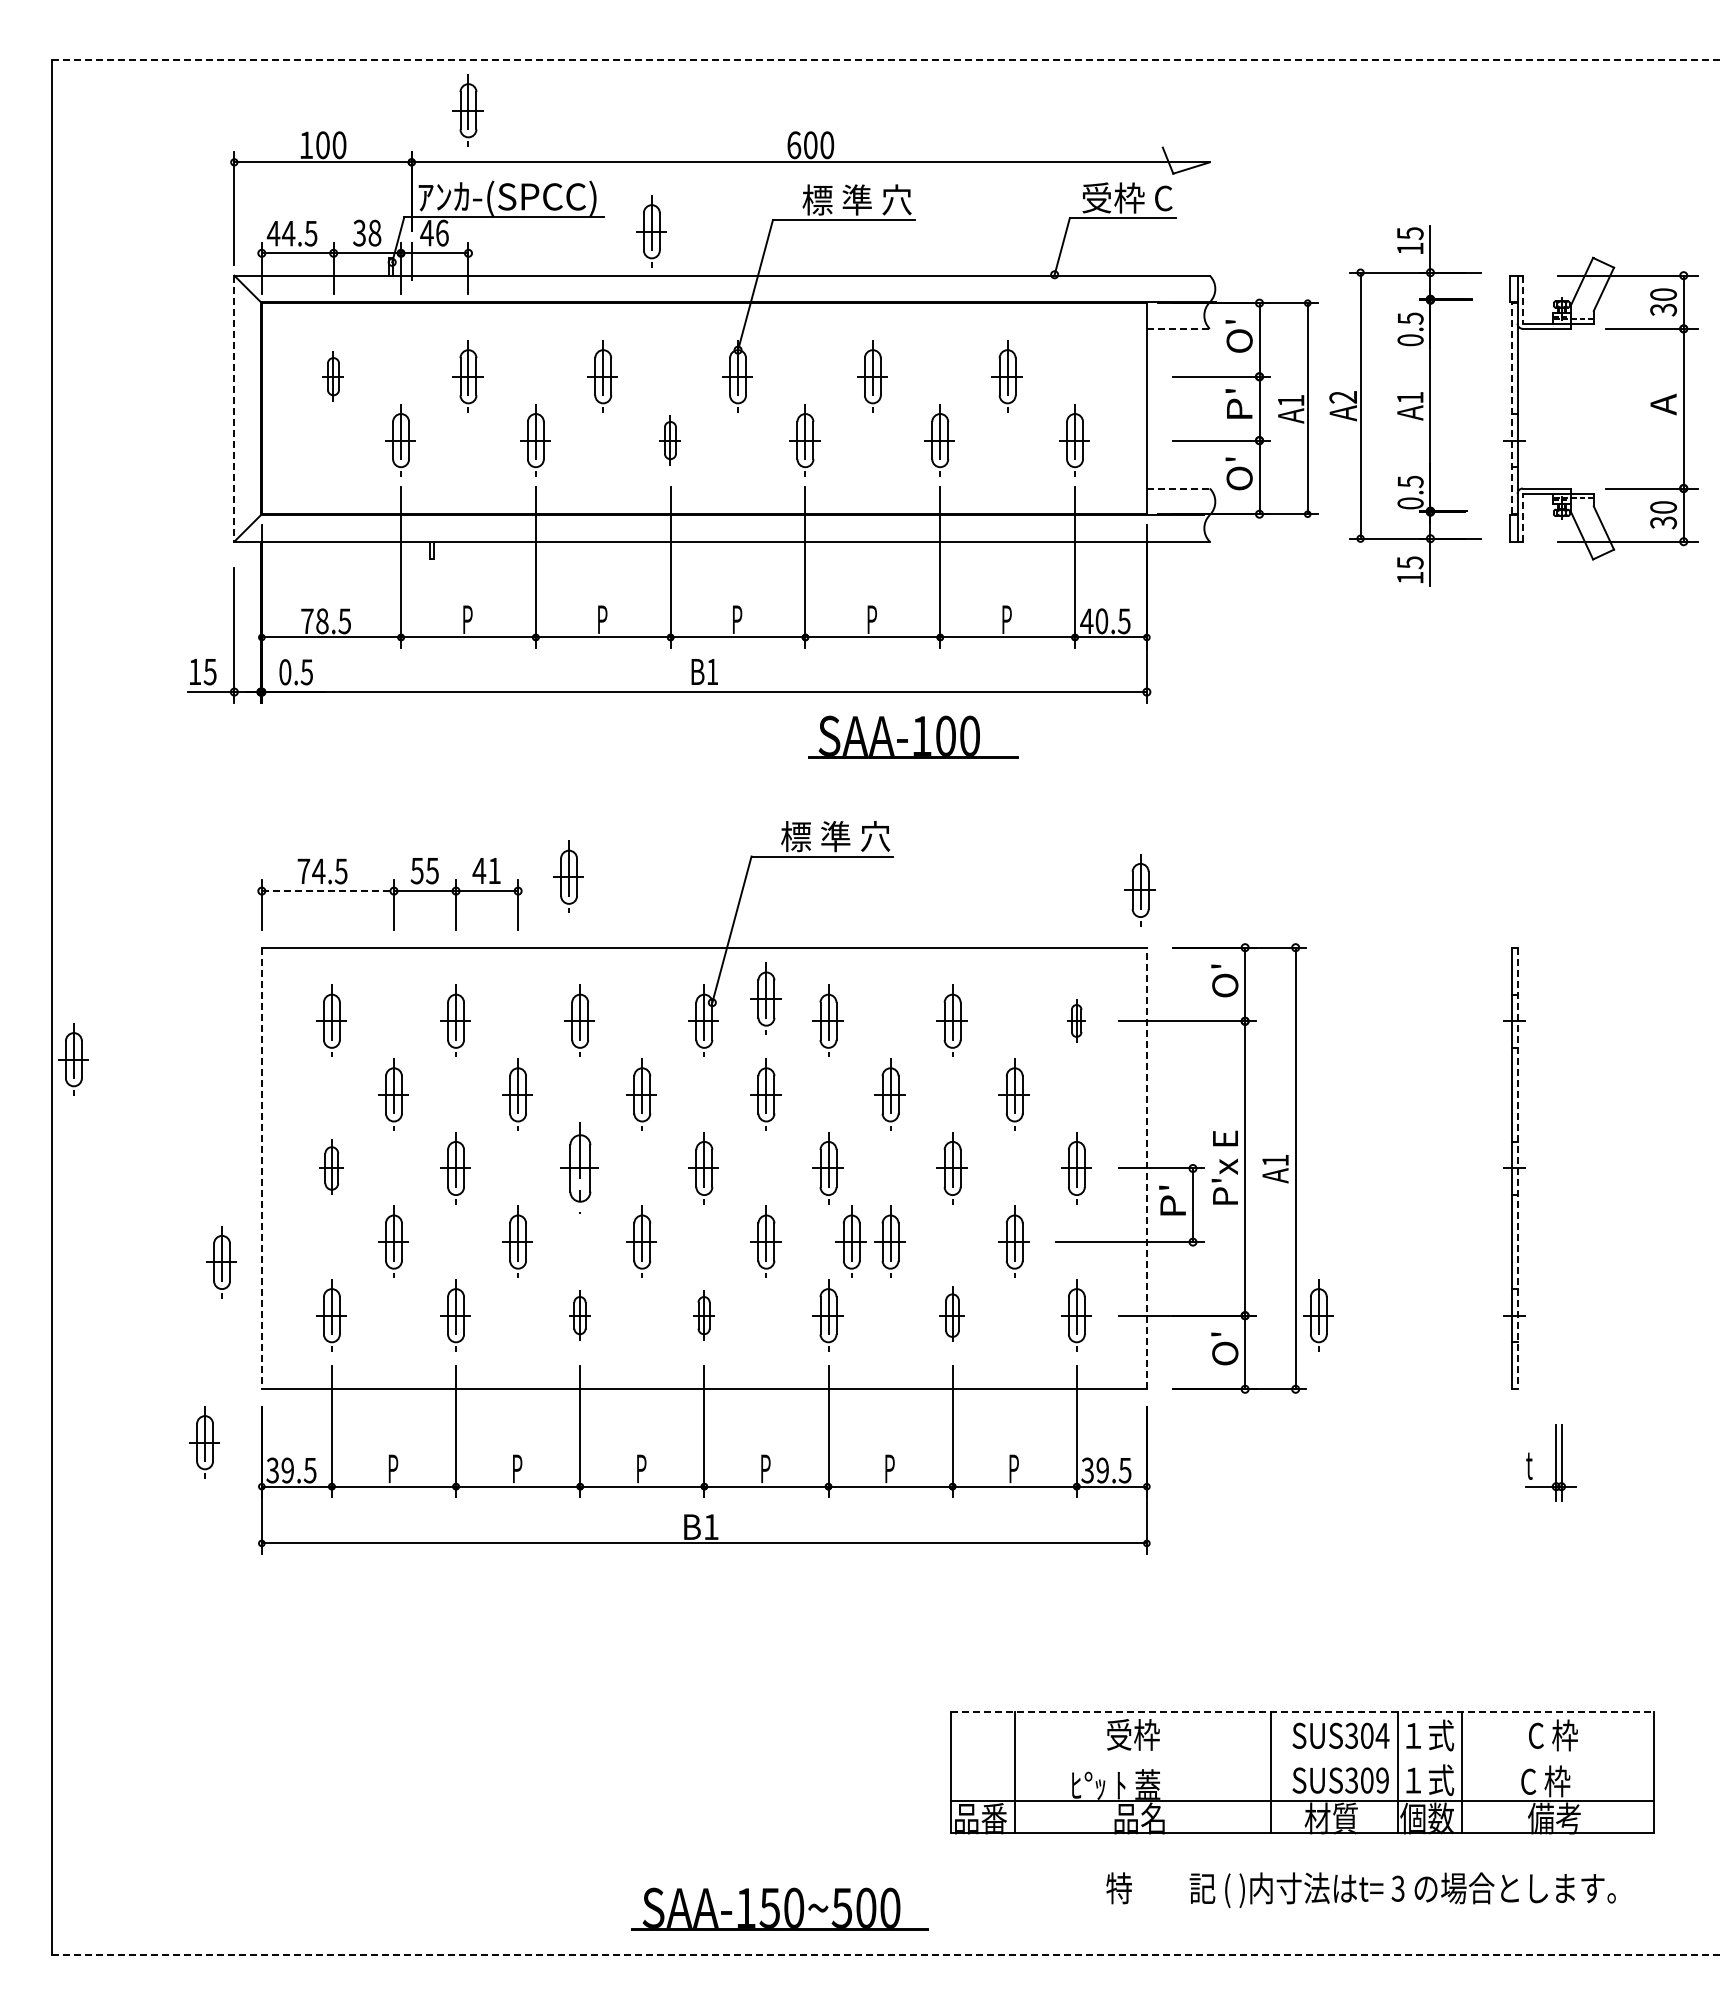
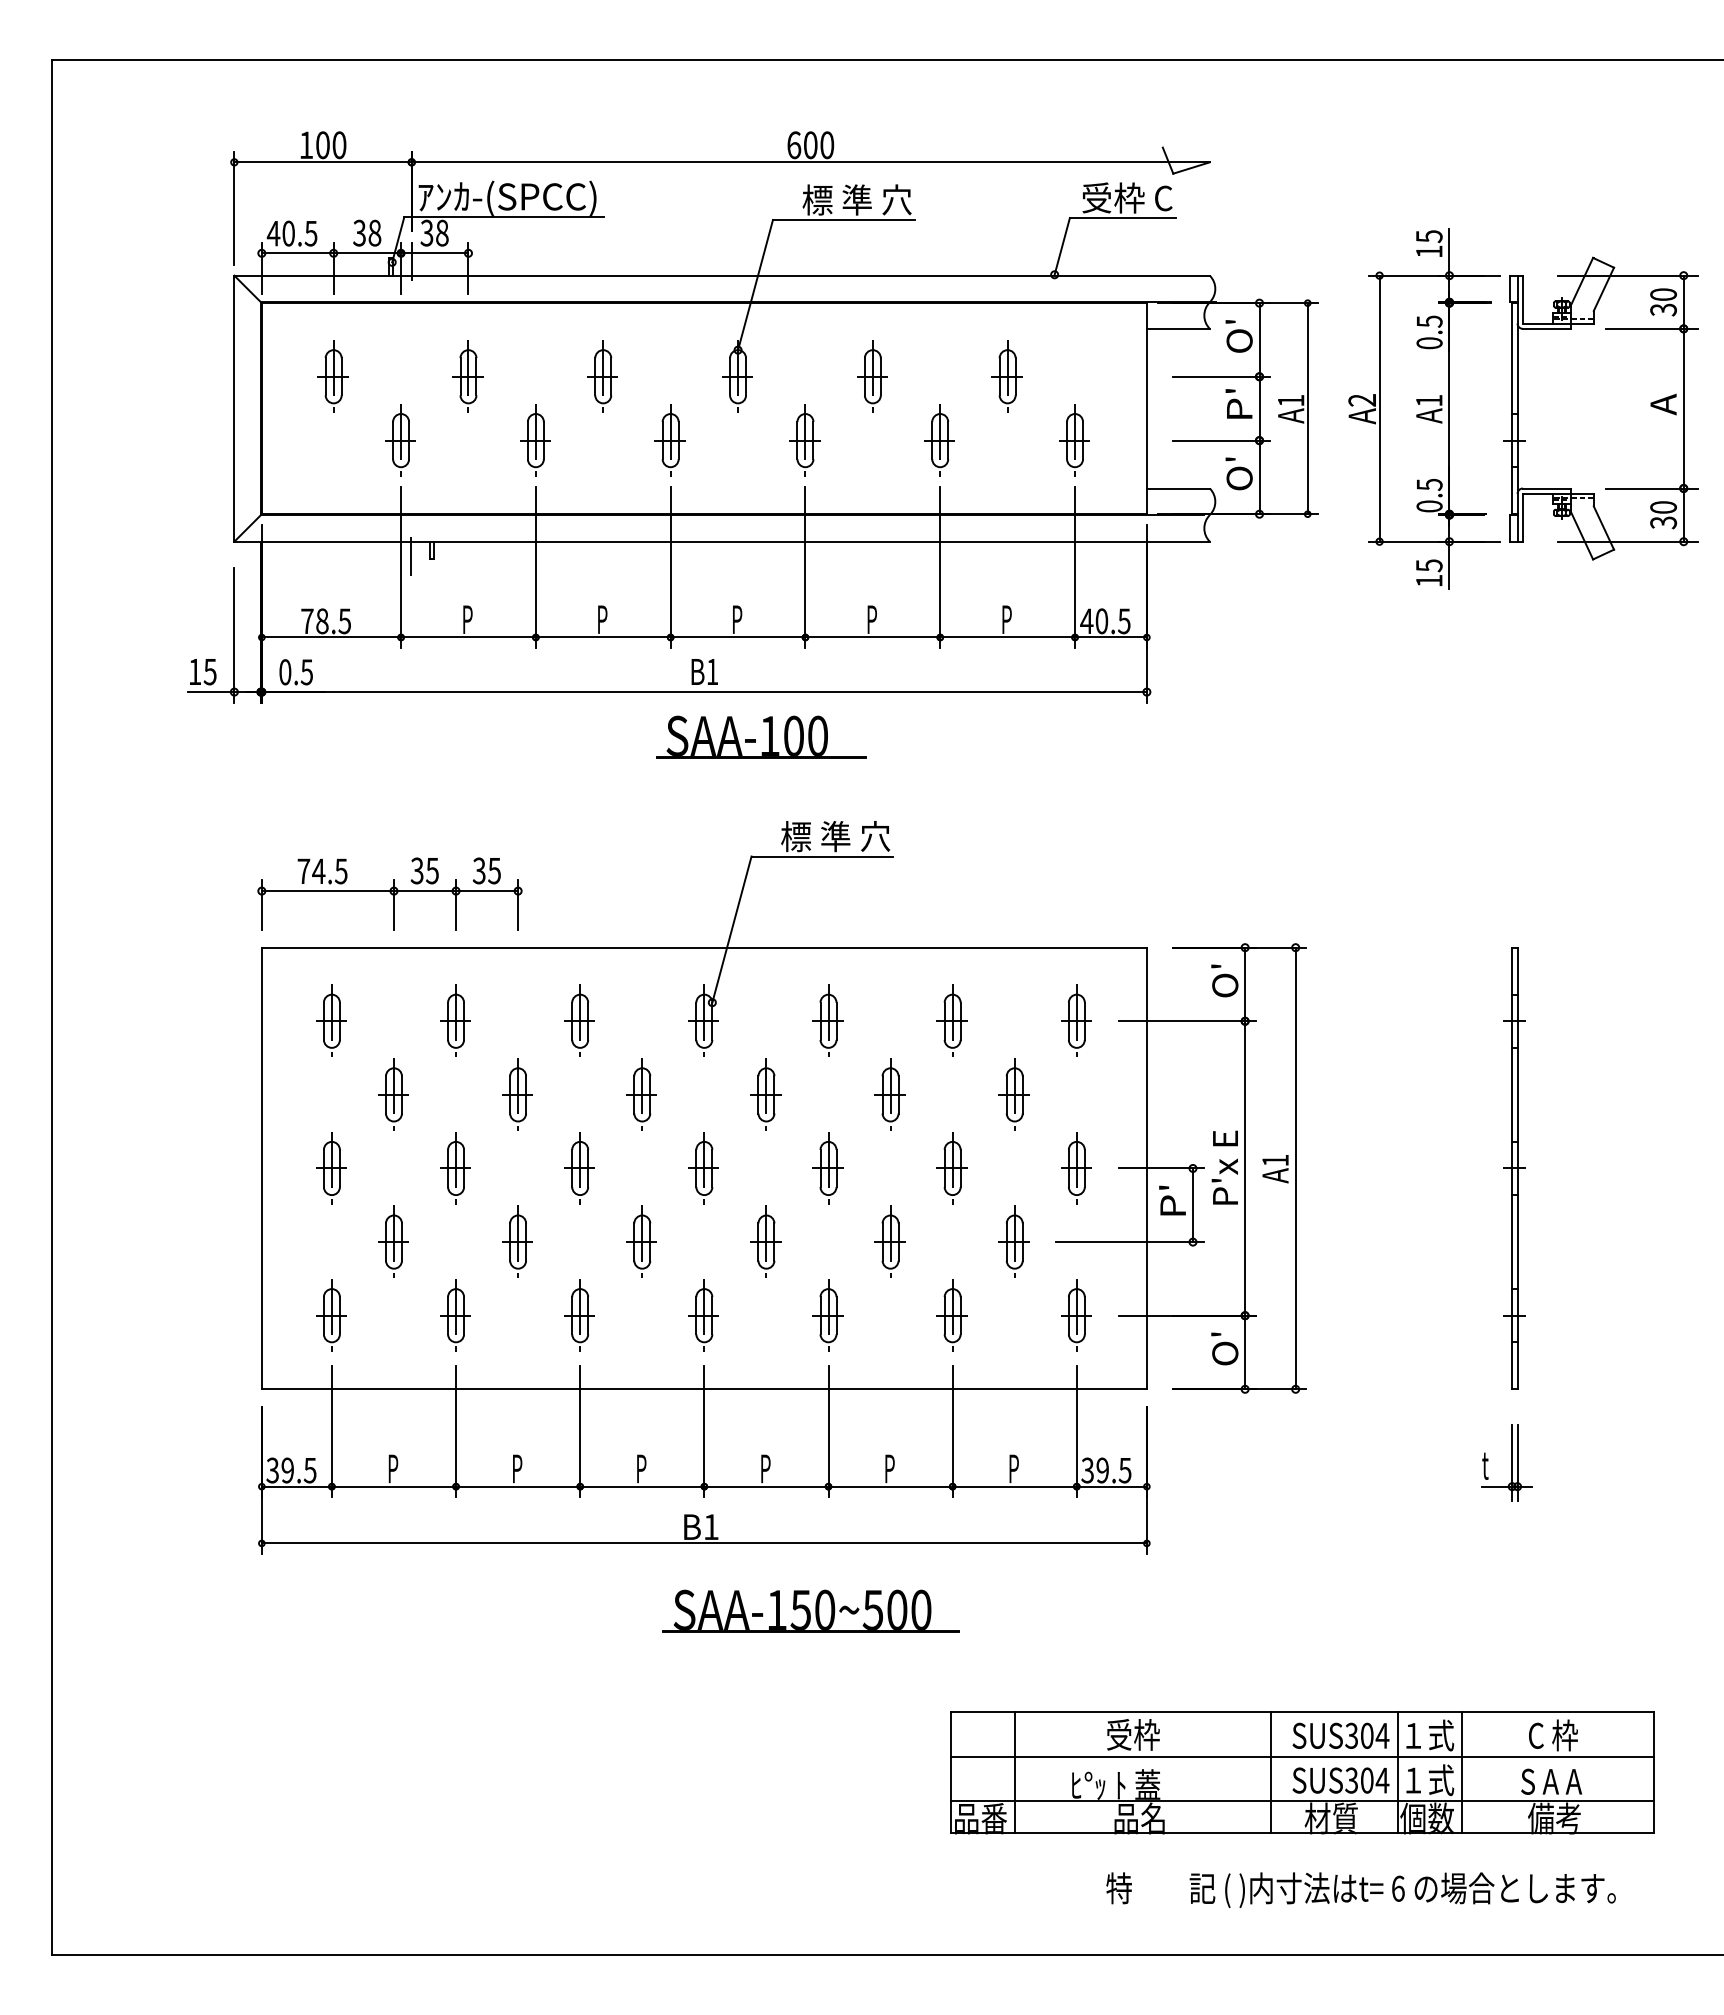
line: dashed -> solid (887, 60)
part: present -> none (467, 110)
part: present -> none (651, 231)
text: 46 -> 38 (434, 232)
text: 44.5 -> 40.5 (288, 233)
line: dashed -> solid (1522, 299)
line: dashed -> solid (1178, 328)
part size: 22x51 px -> 32x73 px (332, 376)
part position: (1405, 405) -> (1424, 408) (1424, 408)
line: dashed -> solid (1512, 408)
line: dashed -> solid (234, 409)
part size: 22x51 px -> 32x73 px (669, 440)
line: dashed -> solid (1178, 488)
line: dashed -> solid (1522, 517)
line: none -> present (410, 556)
part position: (907, 739) -> (755, 739) (755, 739)
text: 55 -> 35 (417, 870)
text: 41 -> 35 (486, 870)
part: present -> none (568, 876)
part: present -> none (1139, 890)
line: dashed -> solid (328, 891)
part: present -> none (765, 998)
part size: 19x44 px -> 31x73 px (1076, 1020)
part: present -> none (73, 1059)
part size: 25x56 px -> 31x73 px (331, 1168)
part size: 39x92 px -> 31x73 px (579, 1168)
line: dashed -> solid (261, 1168)
line: dashed -> solid (1146, 1168)
line: dashed -> solid (1517, 1168)
part: present -> none (850, 1241)
part: present -> none (221, 1262)
part size: 26x56 px -> 32x73 px (951, 1315)
part size: 22x51 px -> 31x73 px (579, 1315)
part size: 22x51 px -> 31x73 px (703, 1315)
part: present -> none (1318, 1315)
part: present -> none (204, 1442)
part position: (1550, 1462) -> (1506, 1462) (1506, 1462)
line: dashed -> solid (1303, 1711)
line: none -> present (1302, 1756)
text: SUS309 -> SUS304 (1382, 1780)
text: C 枠 -> S A A (1551, 1781)
text: 3 -> 6 (1397, 1888)
part position: (779, 1908) -> (810, 1610) (810, 1610)
line: dashed -> solid (887, 1954)
